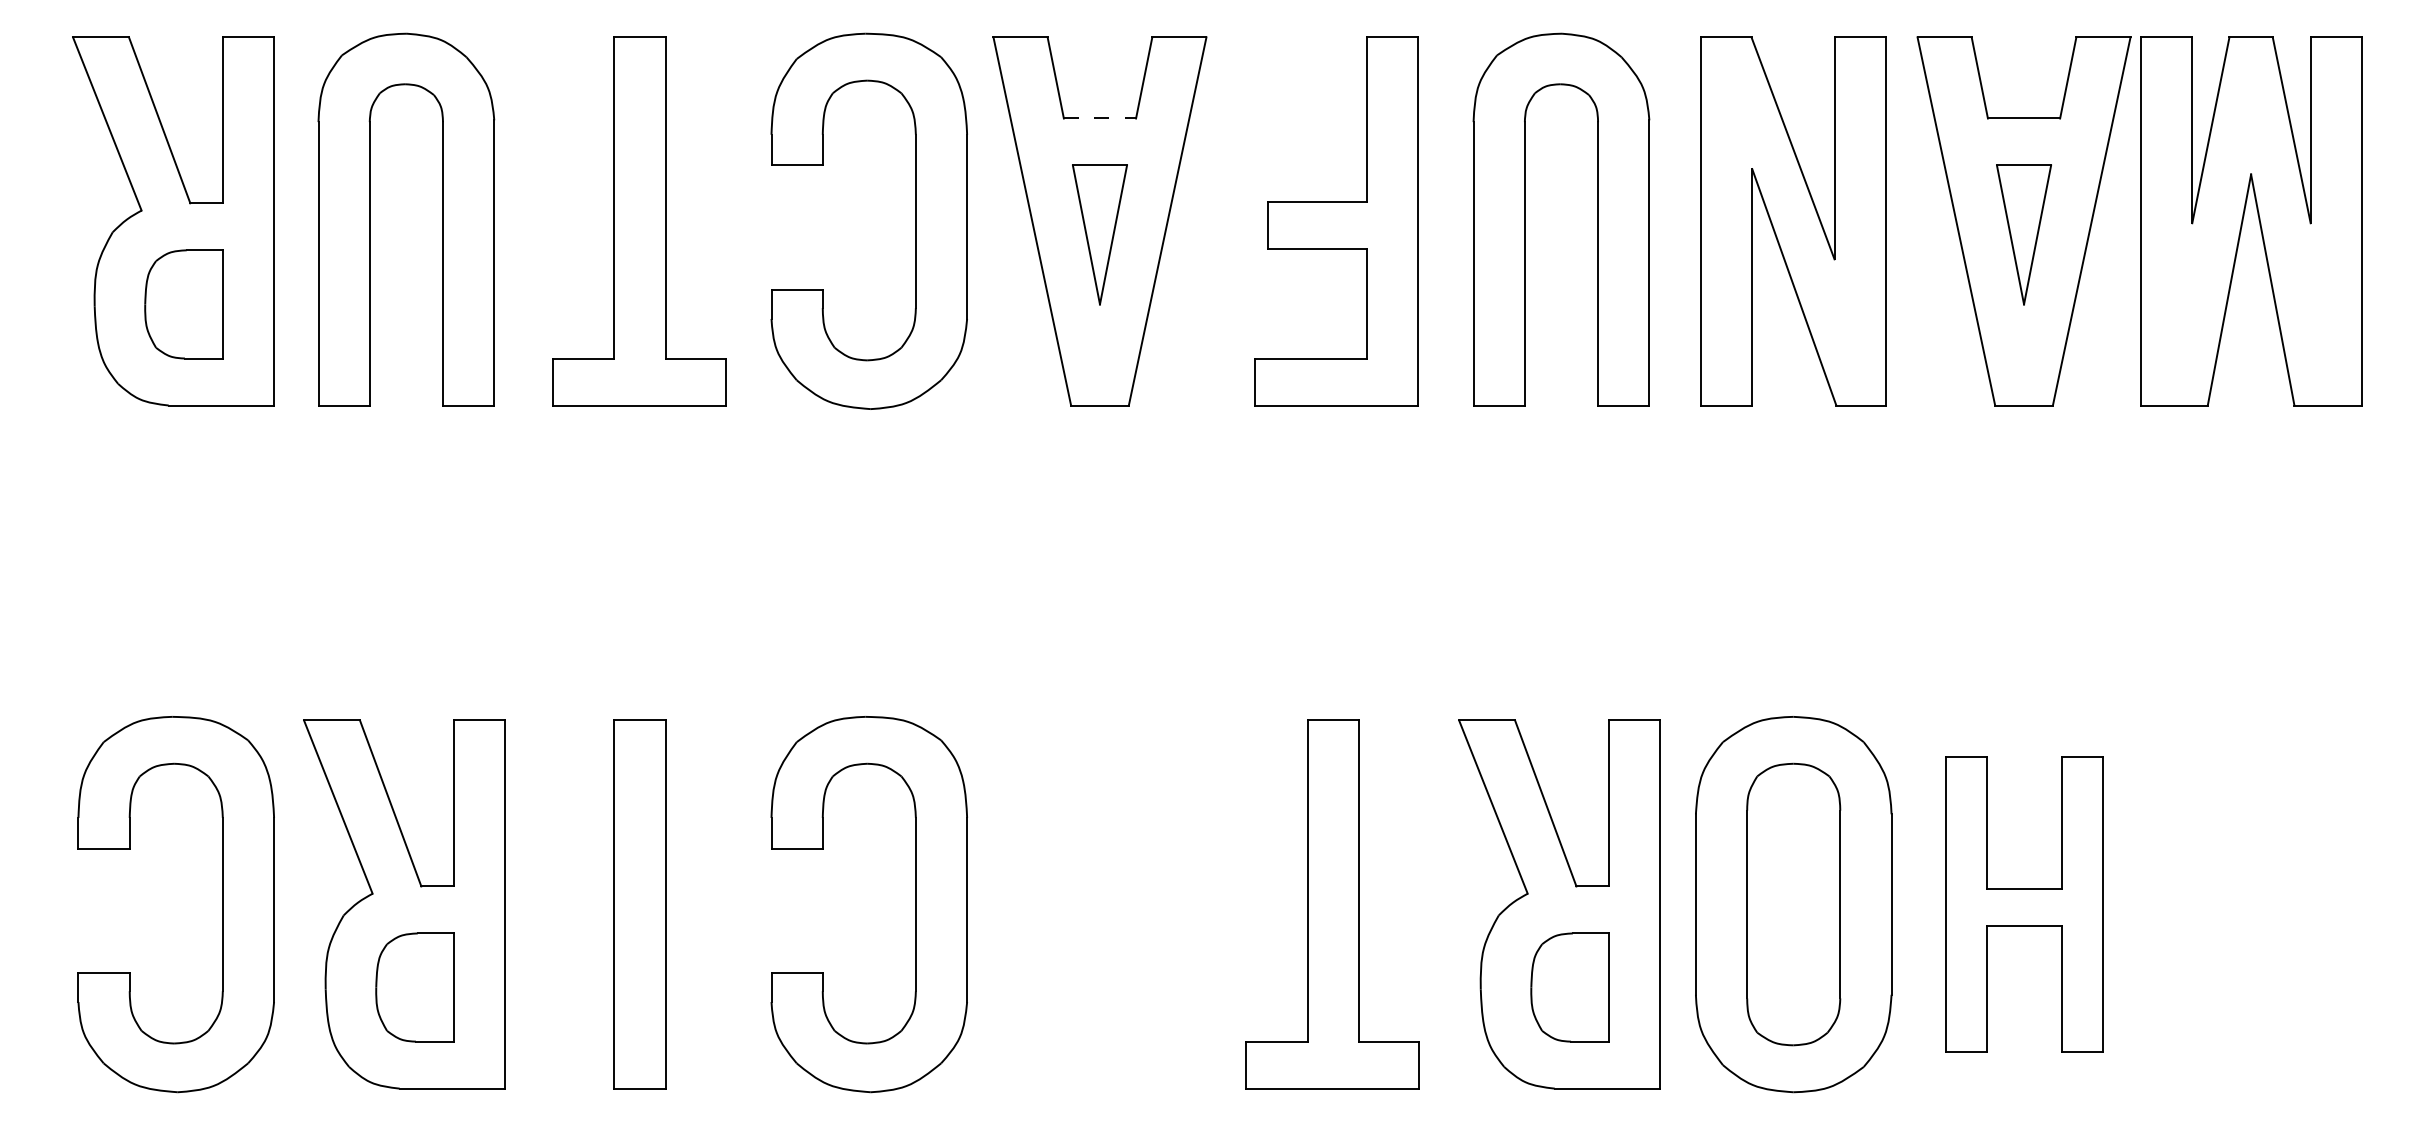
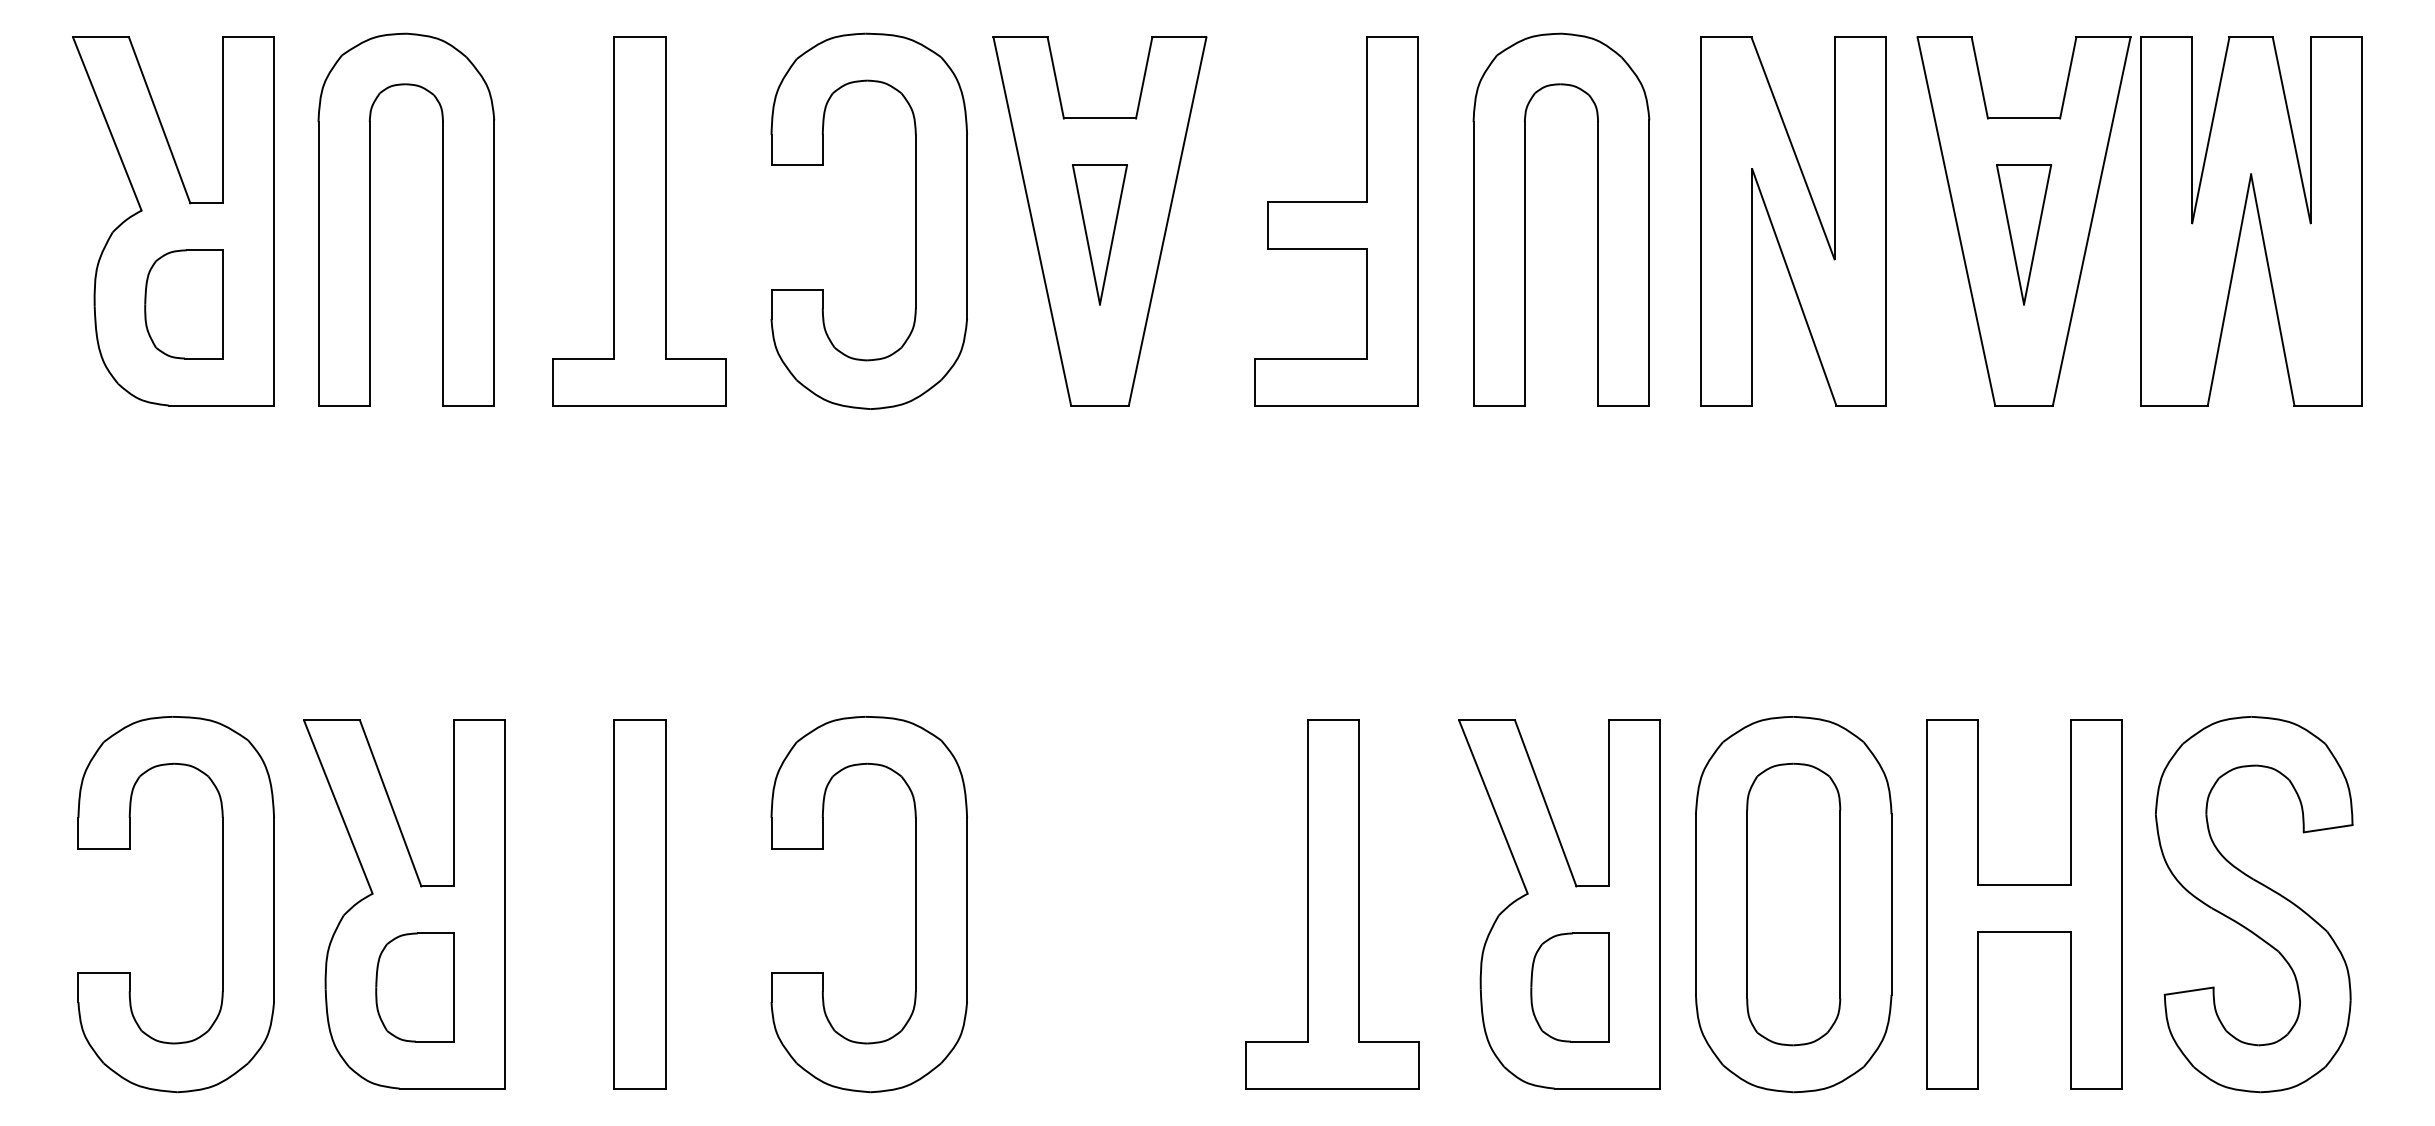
line: dashed -> solid (1100, 118)
part size: 159x297 px -> 197x371 px (2024, 904)
part: none -> present (2254, 904)
